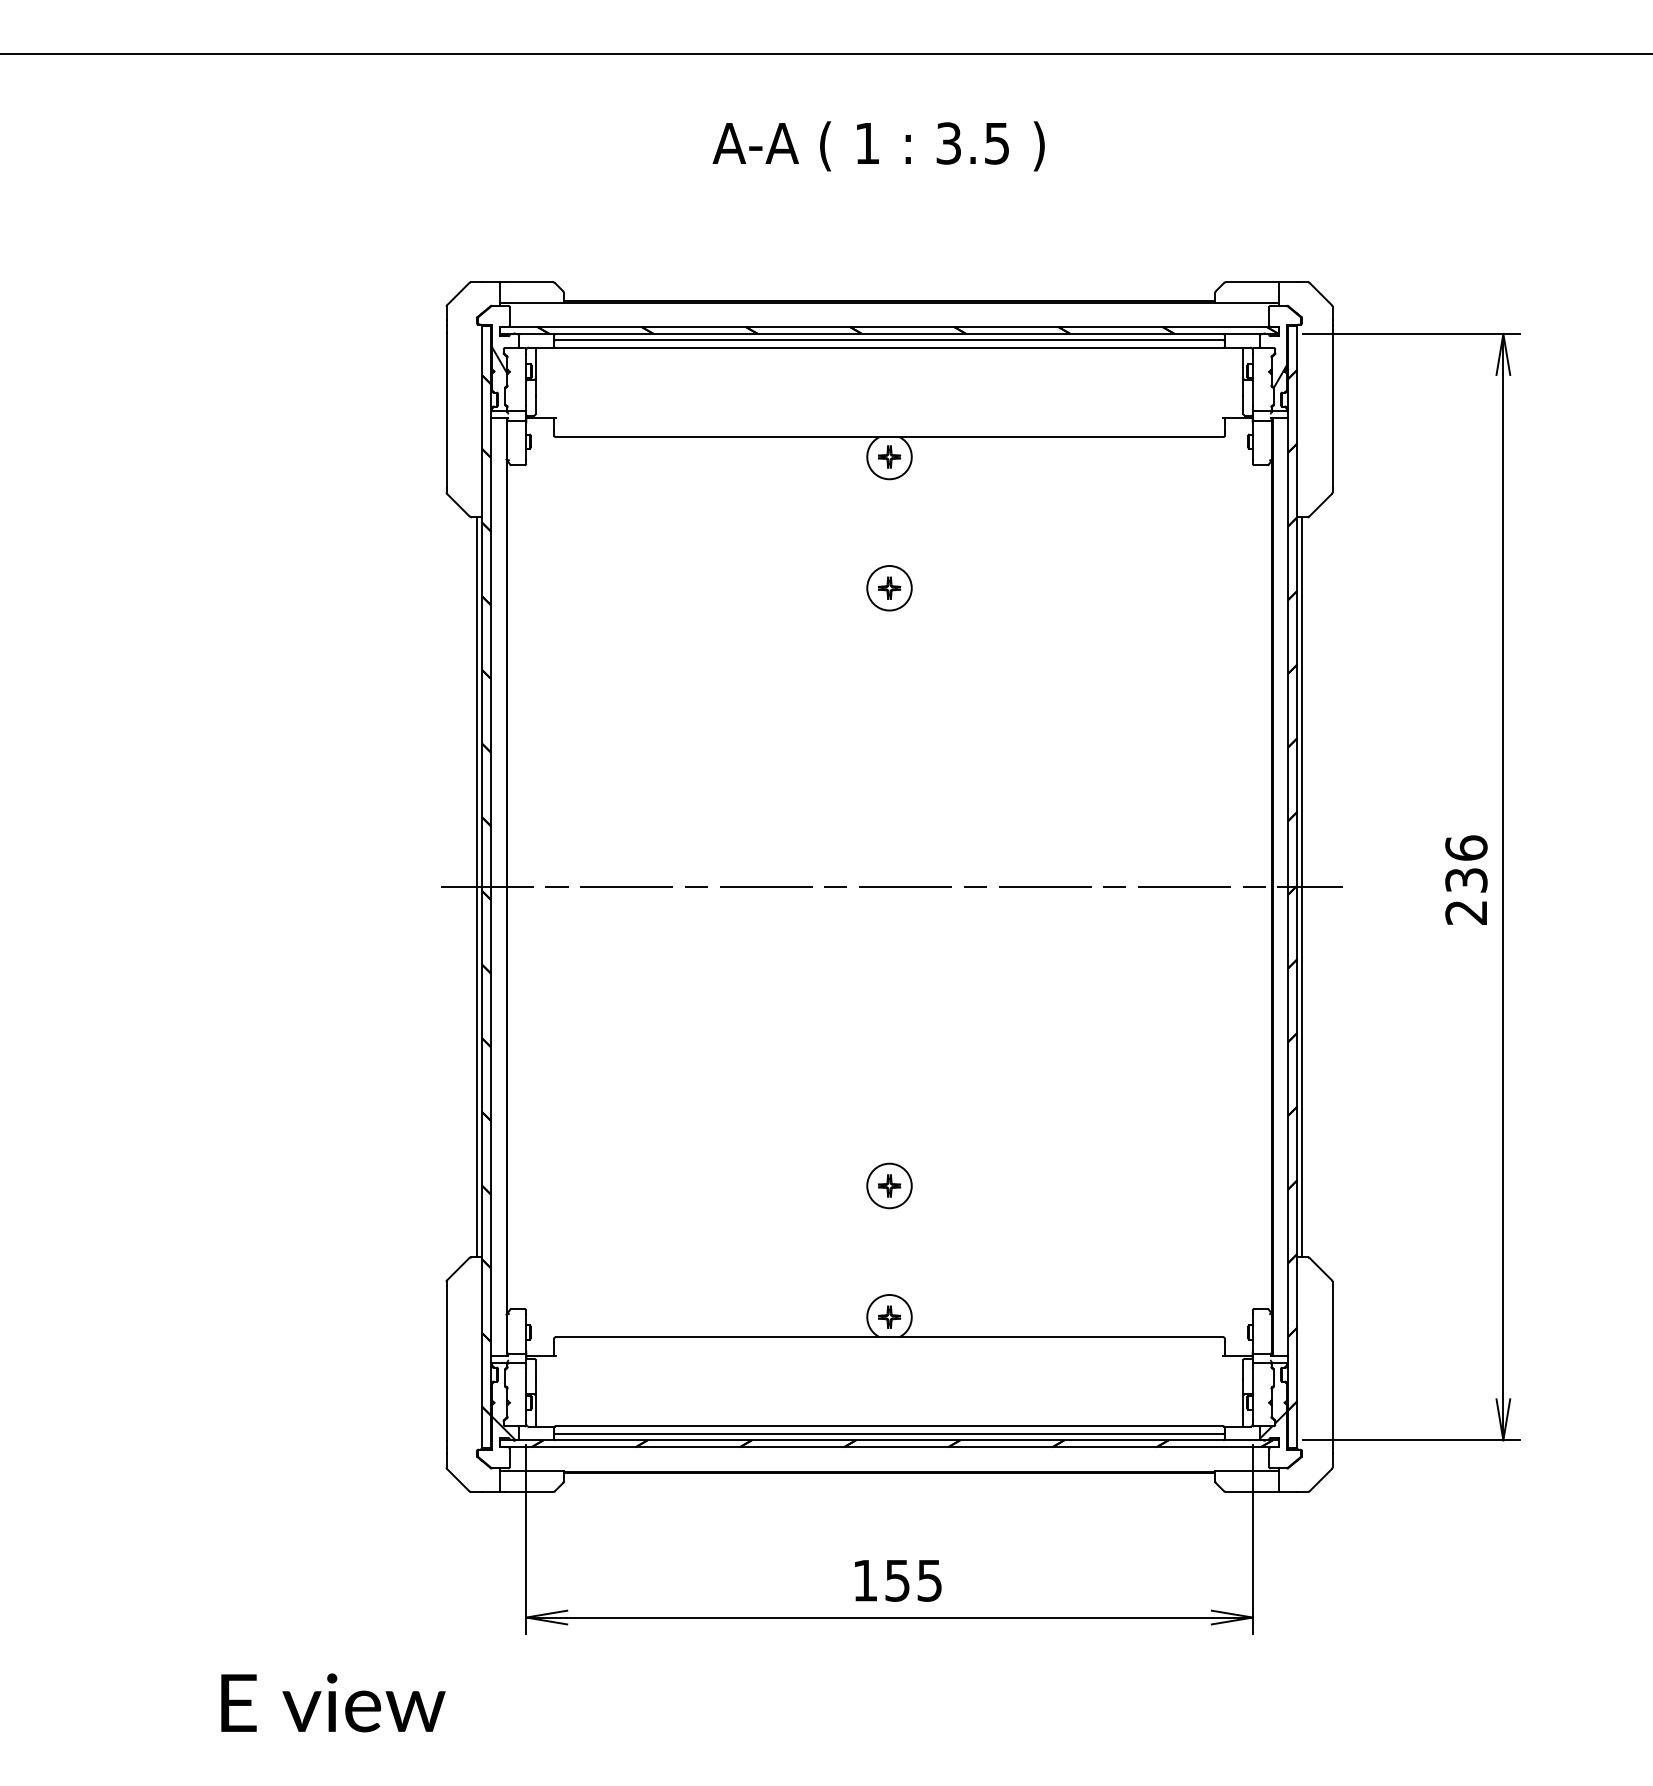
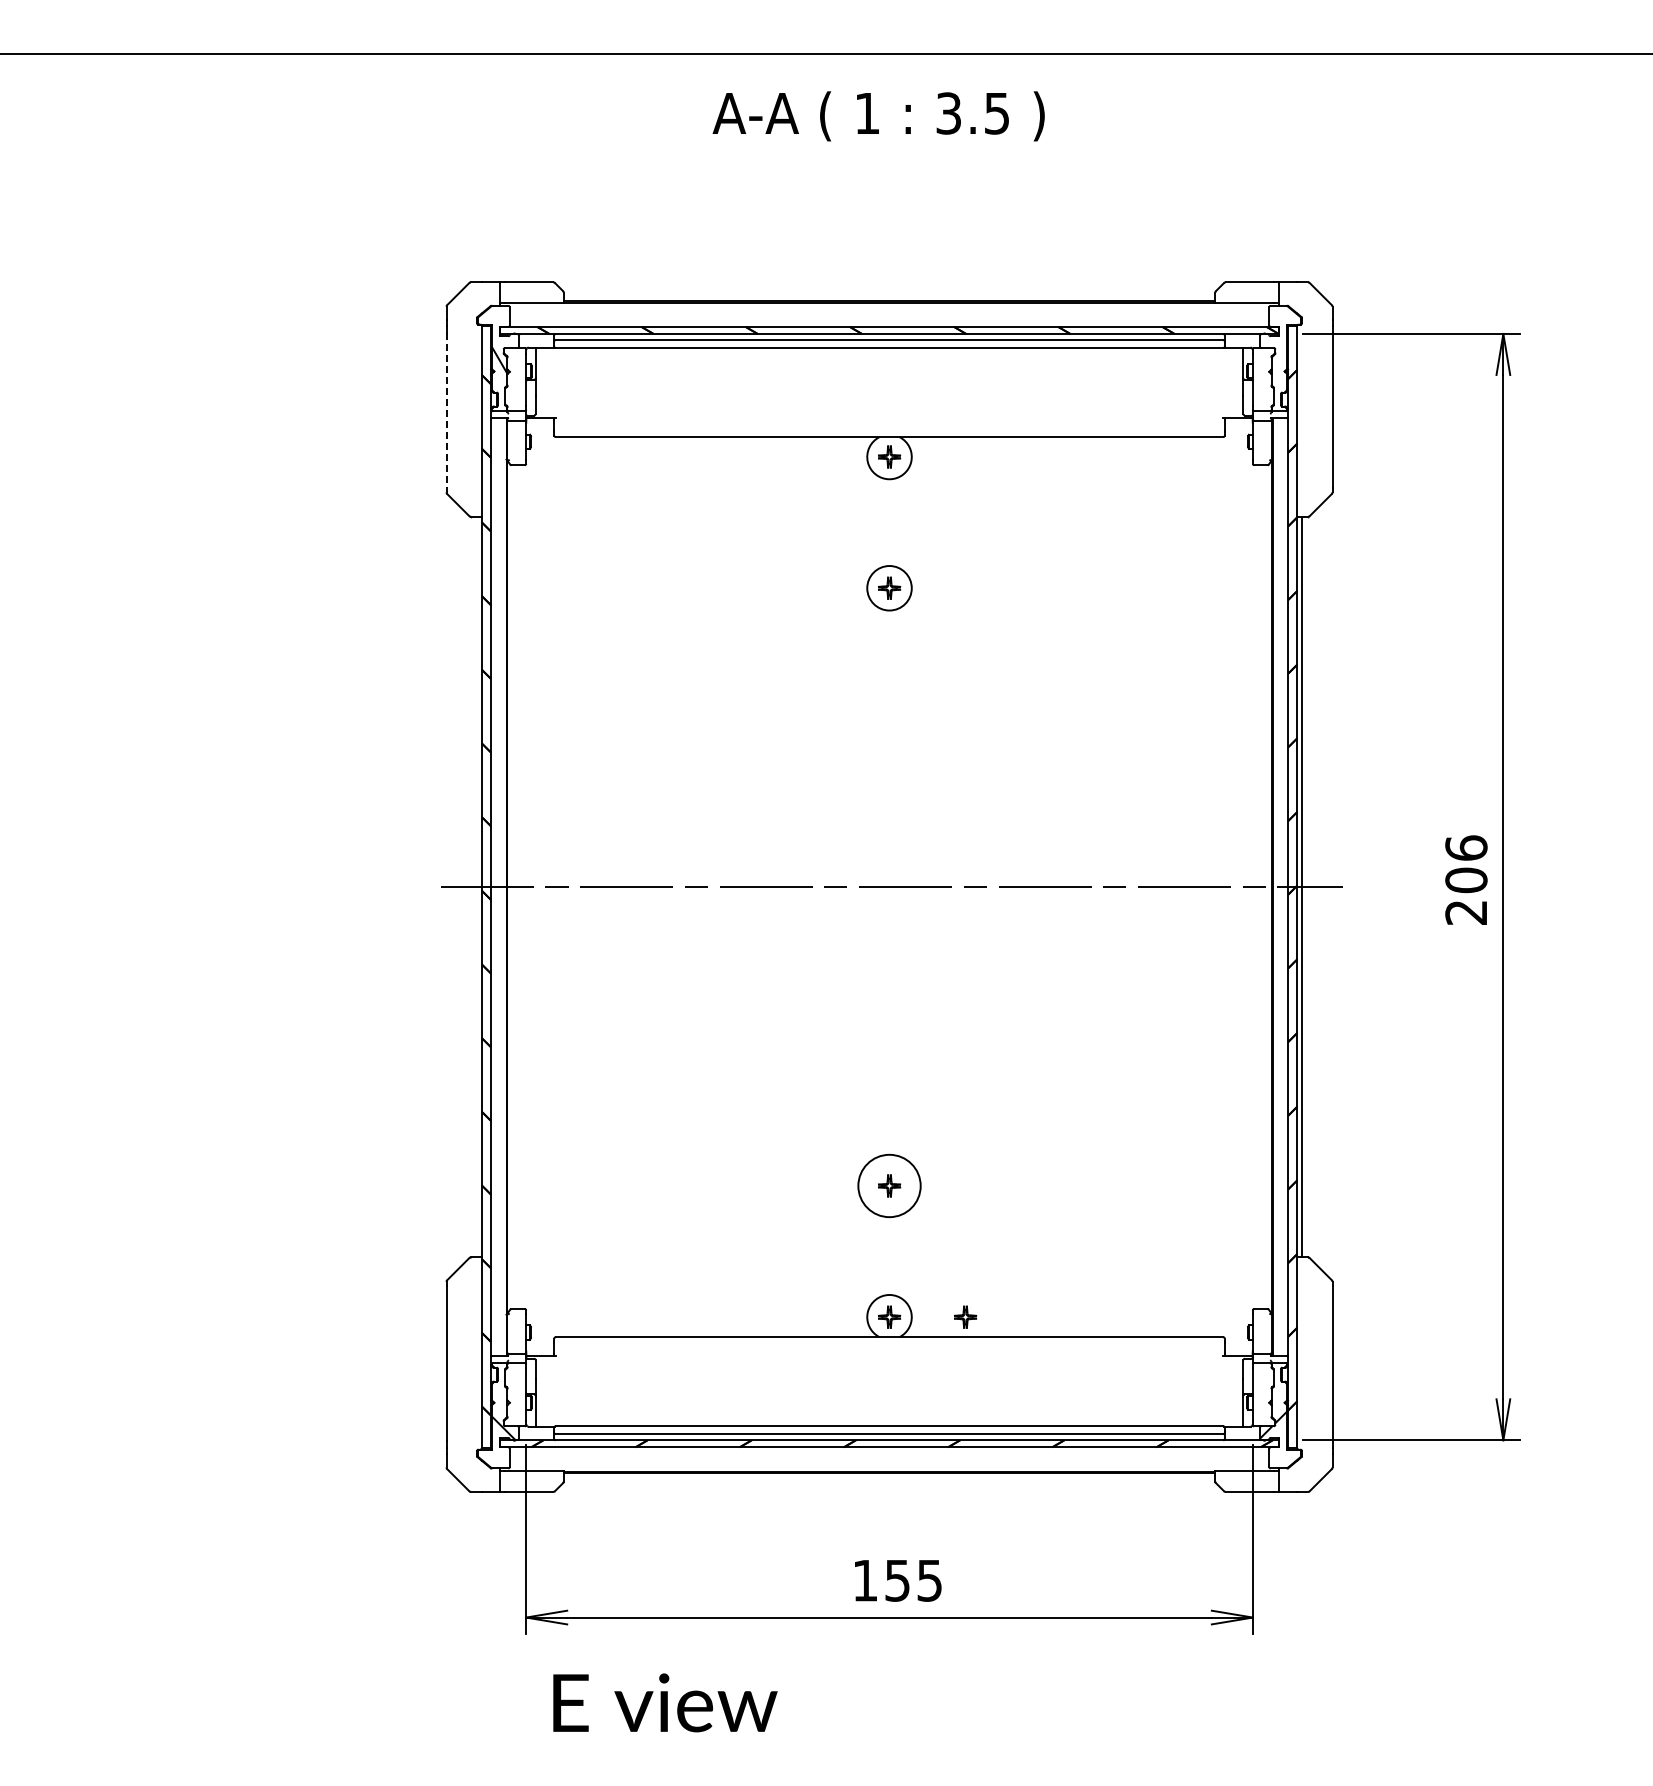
text position: (878, 146) -> (878, 116) (878, 116)
hatch: present -> none (1280, 375)
line: solid -> dashed (446, 410)
text: 236 -> 206 (1466, 880)
line: present -> none (476, 886)
circle diameter: 45 px -> 62 px (889, 1185)
part: none -> present (965, 1316)
text position: (333, 1702) -> (665, 1702) (665, 1702)
